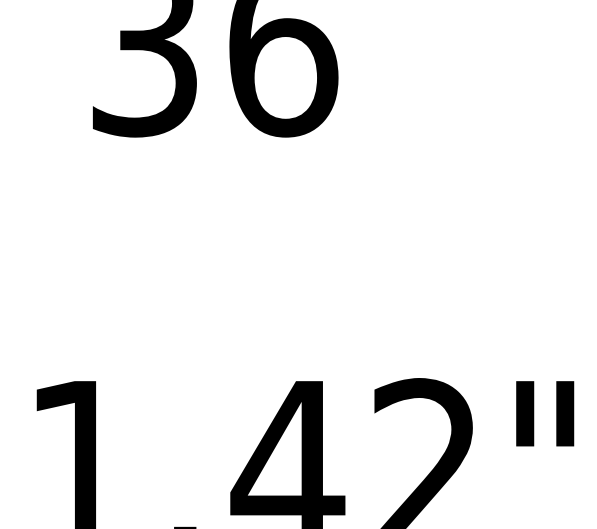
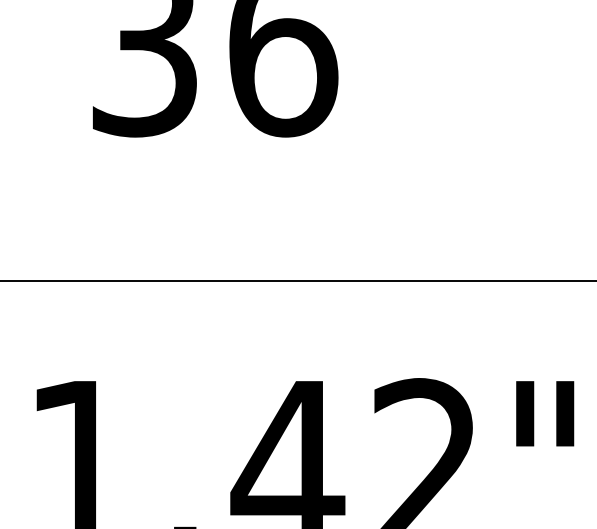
line: none -> present (297, 281)
